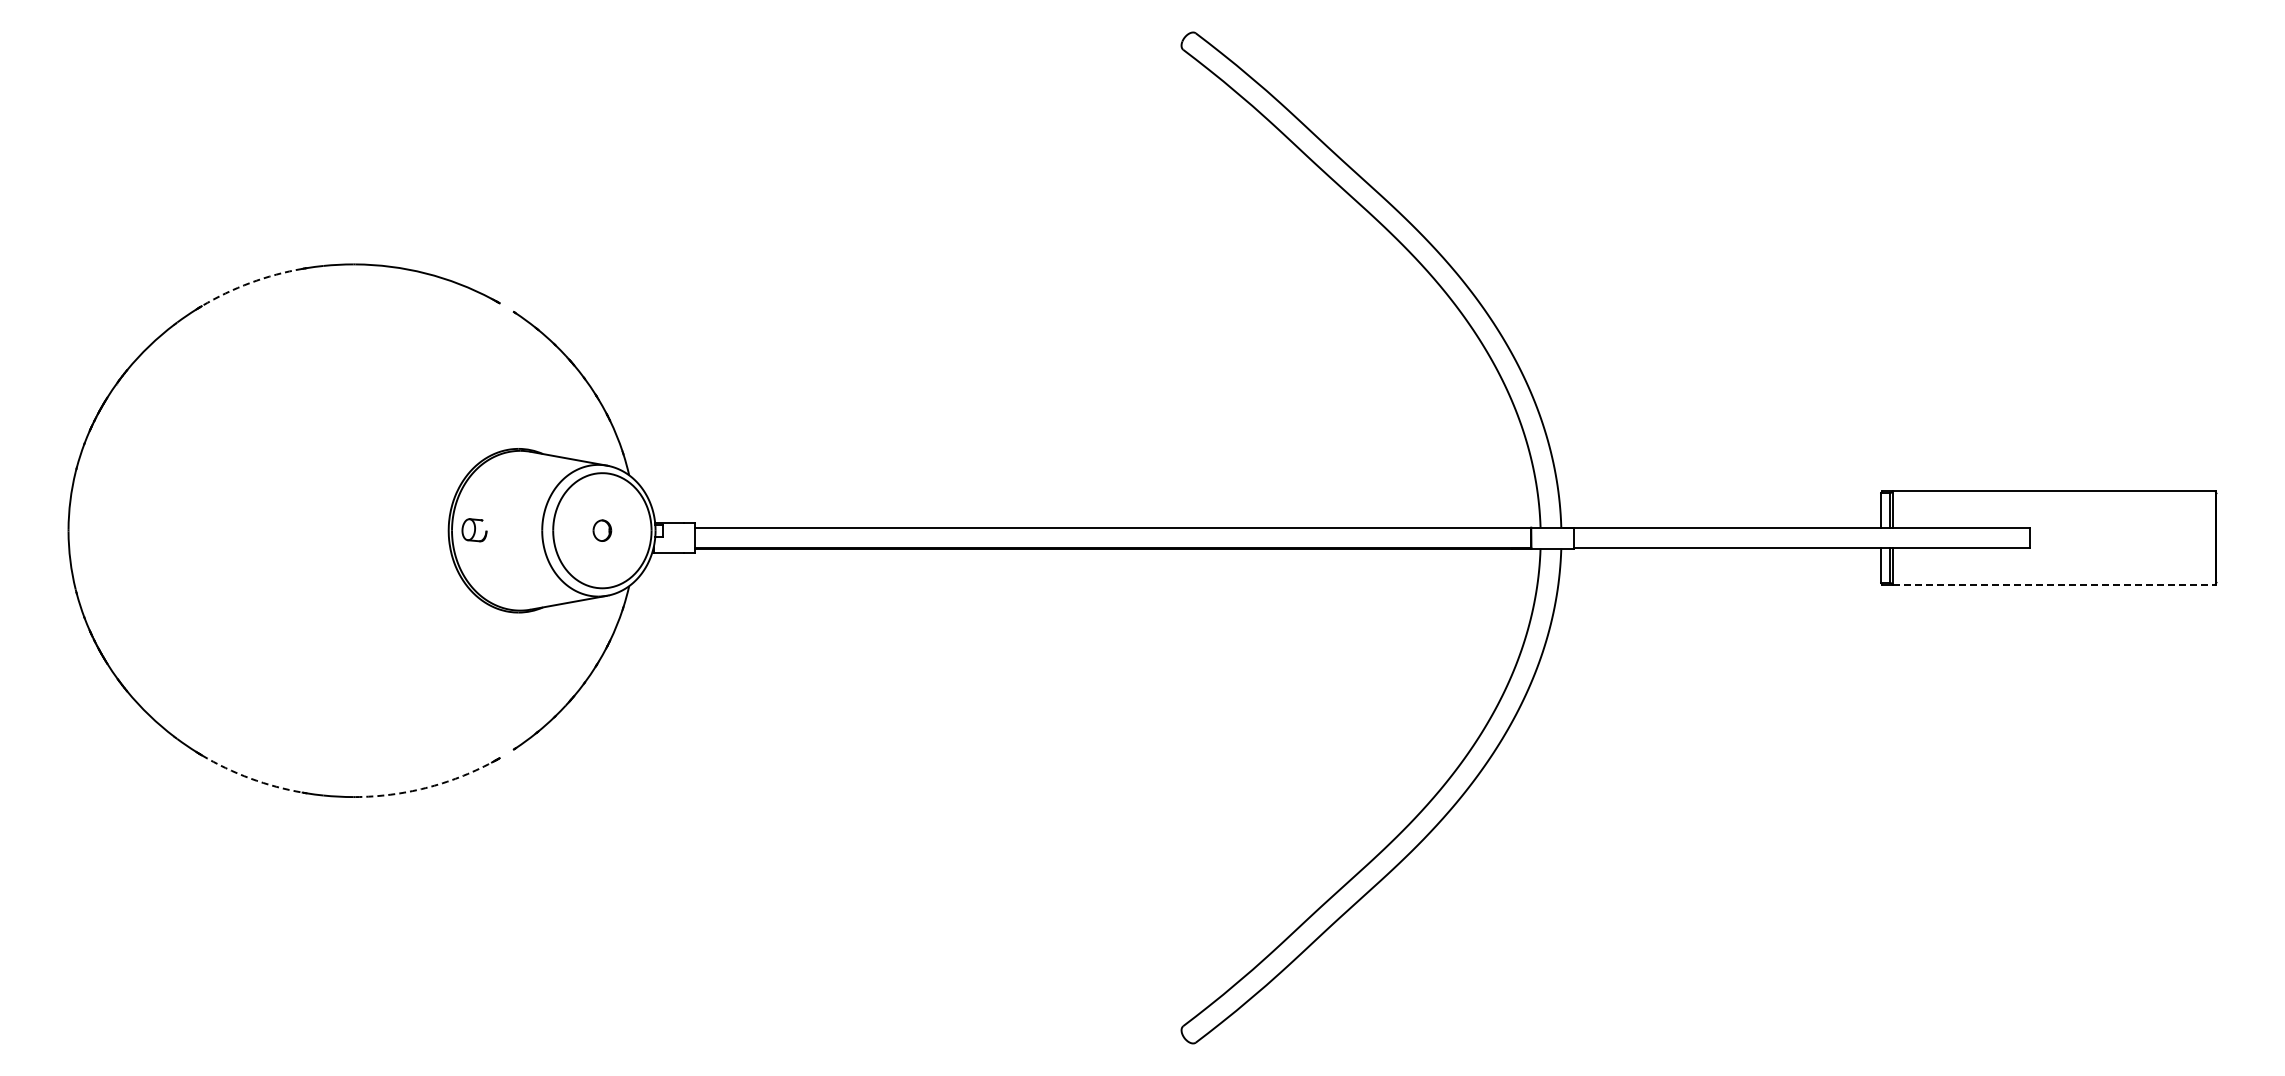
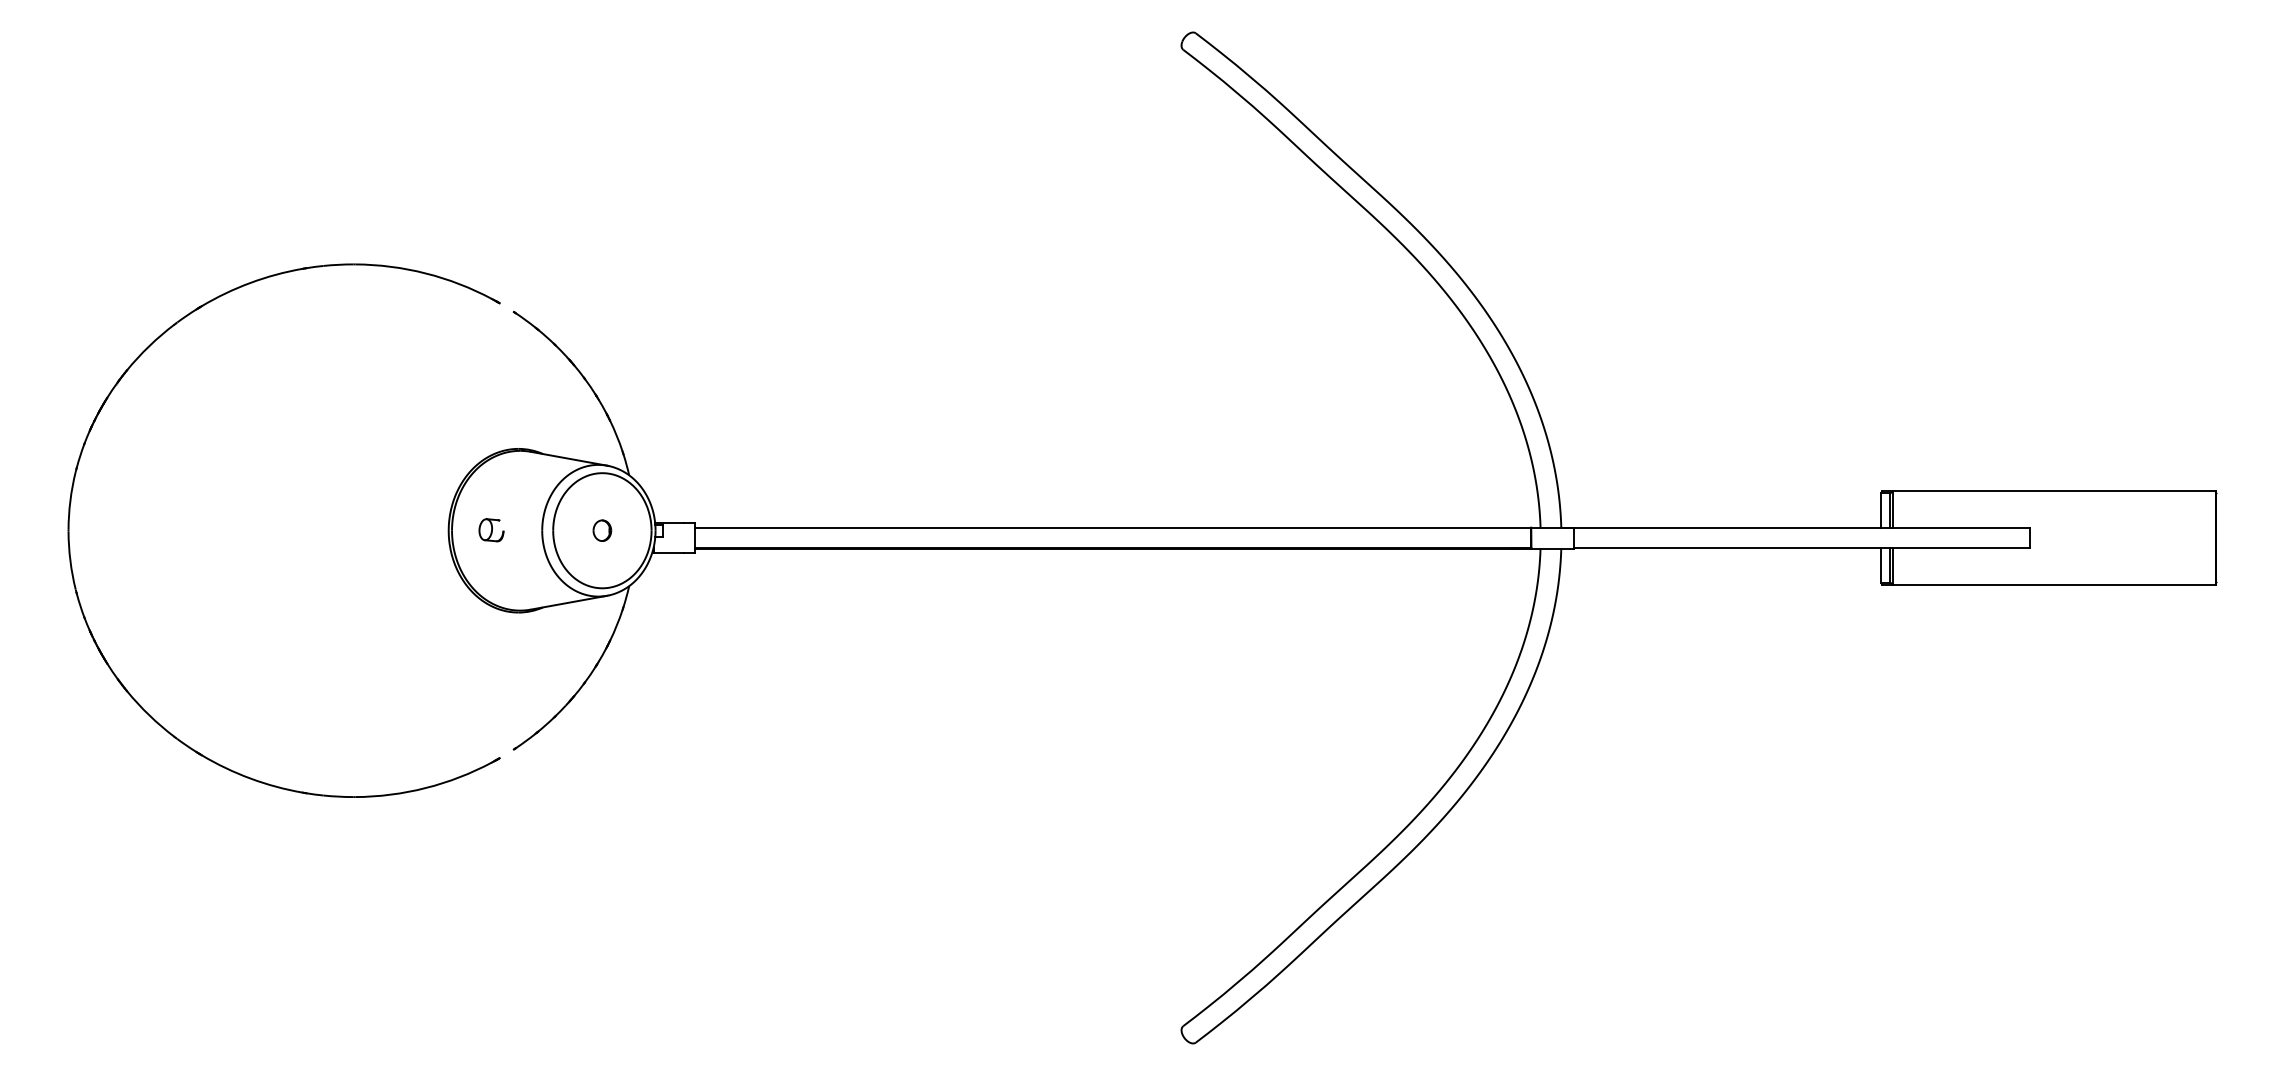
arc: dashed -> solid (250, 282)
part position: (474, 530) -> (491, 530) (491, 530)
line: dashed -> solid (2054, 584)
arc: dashed -> solid (250, 778)
arc: dashed -> solid (425, 788)
